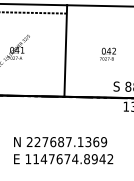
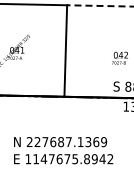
line: solid -> dashed (99, 5)
line: present -> none (34, 12)
text position: (107, 53) -> (119, 57) (119, 57)
text: 1147674.8942 -> 1147675.8942 (75, 159)
